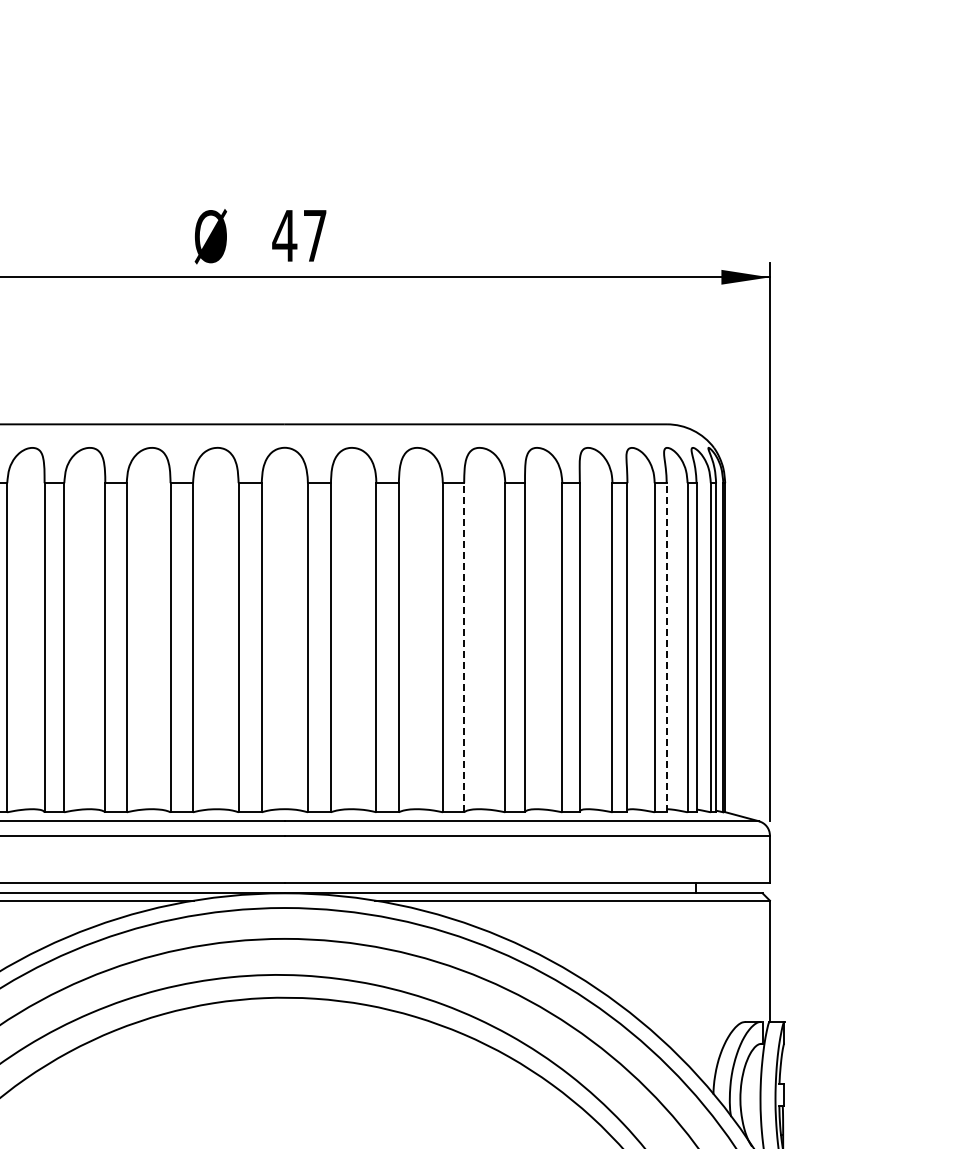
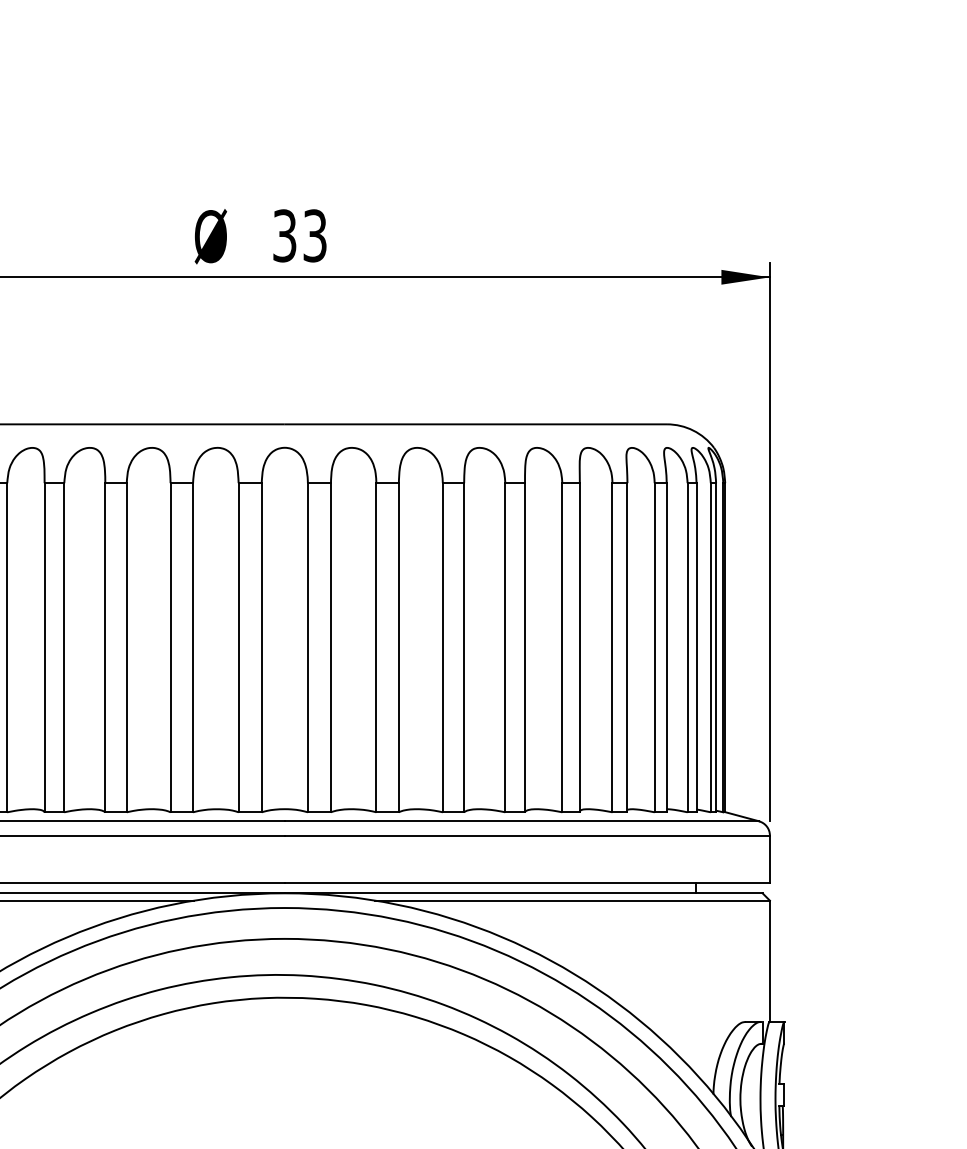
text: 47 -> 33 (299, 235)
line: dashed -> solid (464, 647)
line: dashed -> solid (666, 647)
